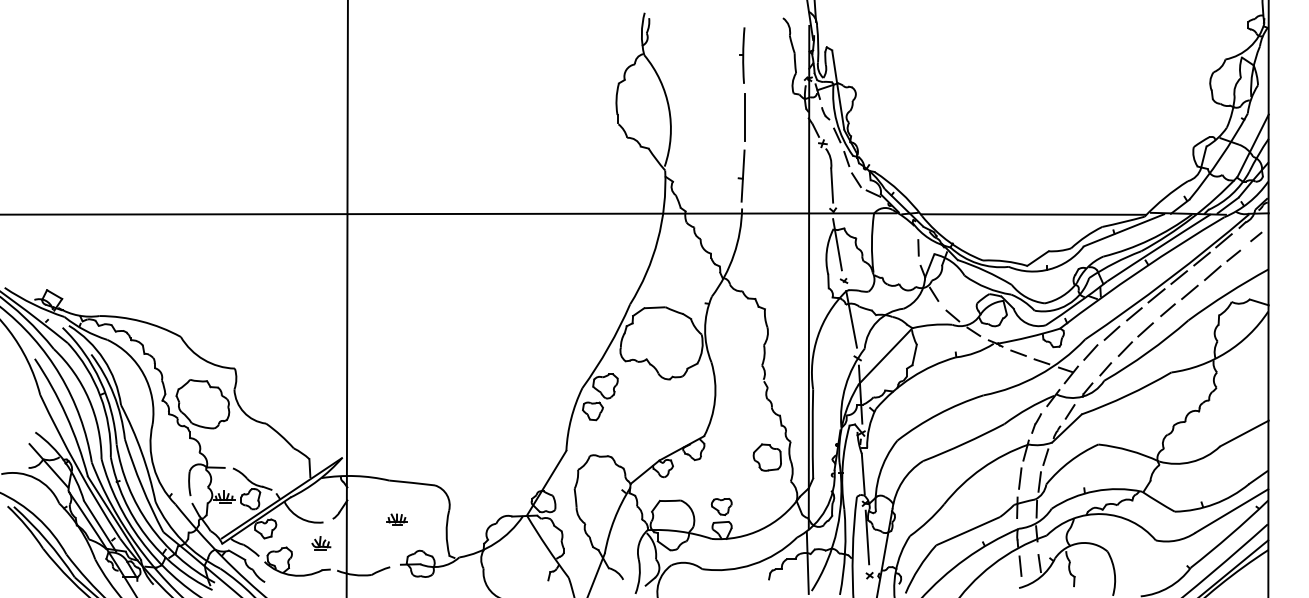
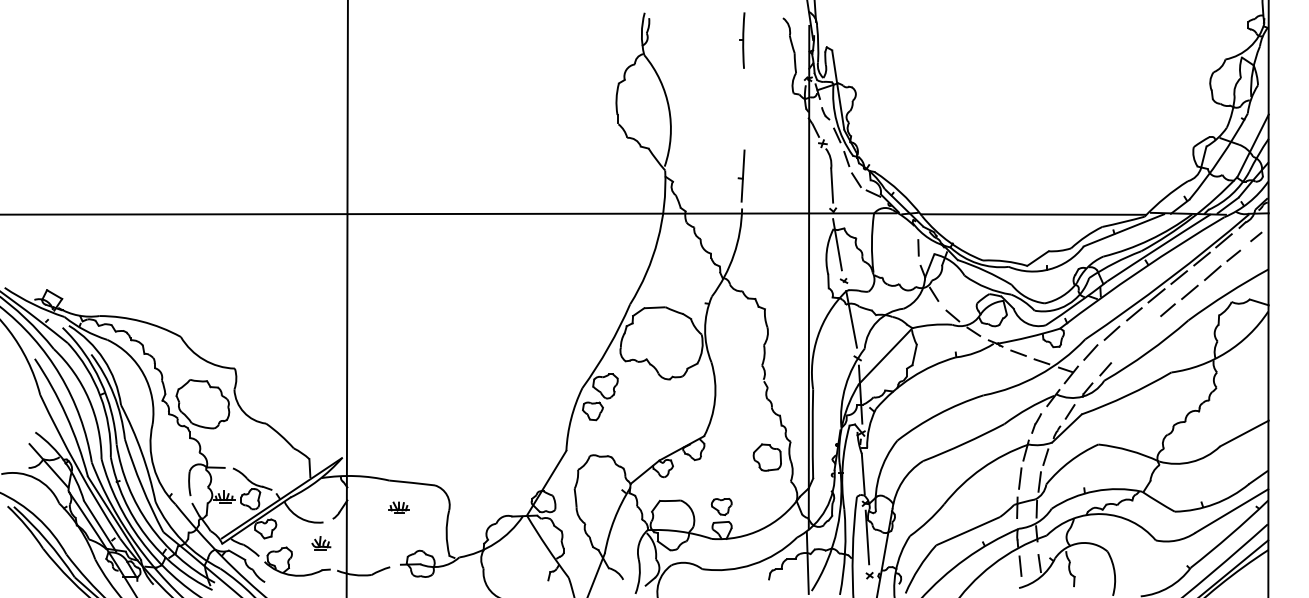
part position: (742, 55) -> (742, 40) (742, 40)
line: present -> none (745, 117)
part: present -> none (1135, 339)
part position: (396, 519) -> (398, 507) (398, 507)
